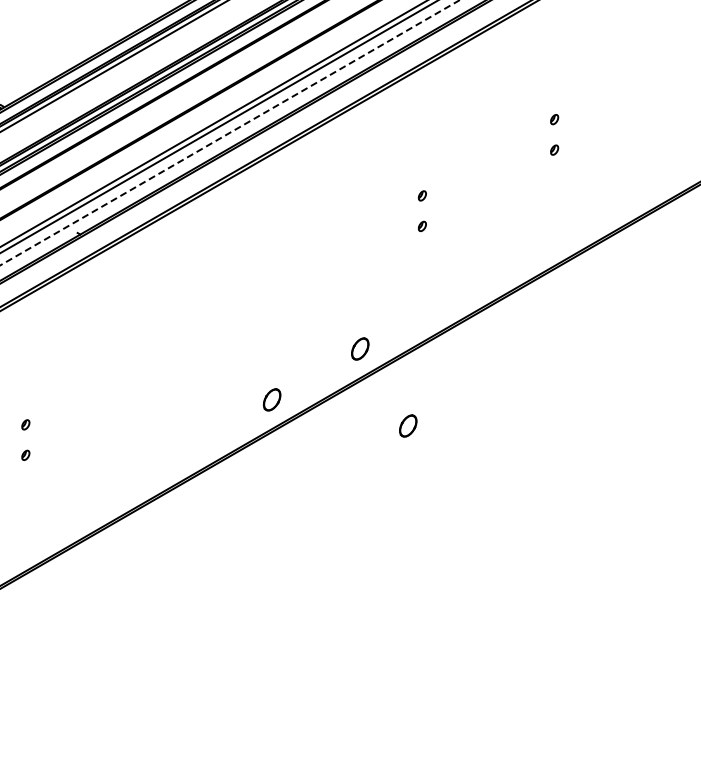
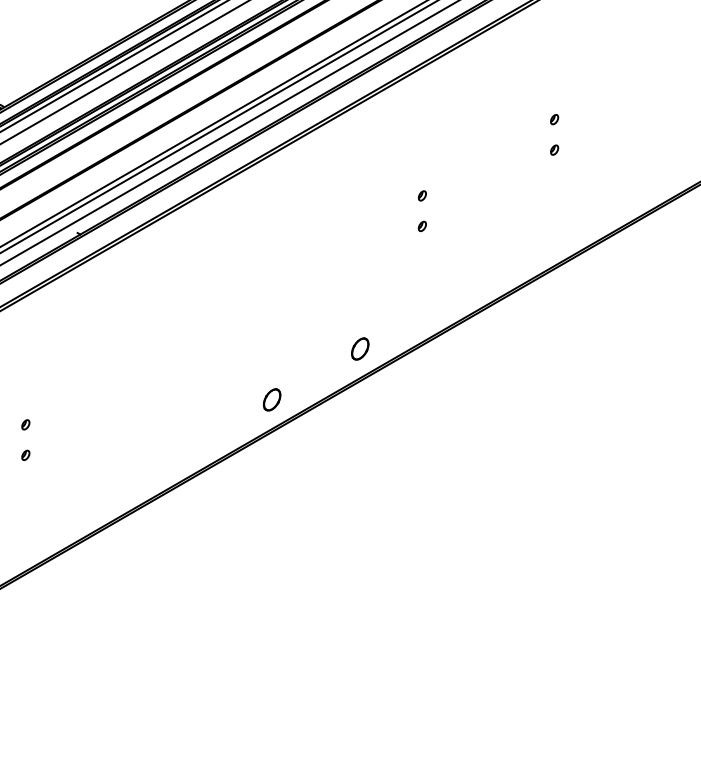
line: none -> present (124, 72)
line: dashed -> solid (230, 132)
part: present -> none (408, 425)
